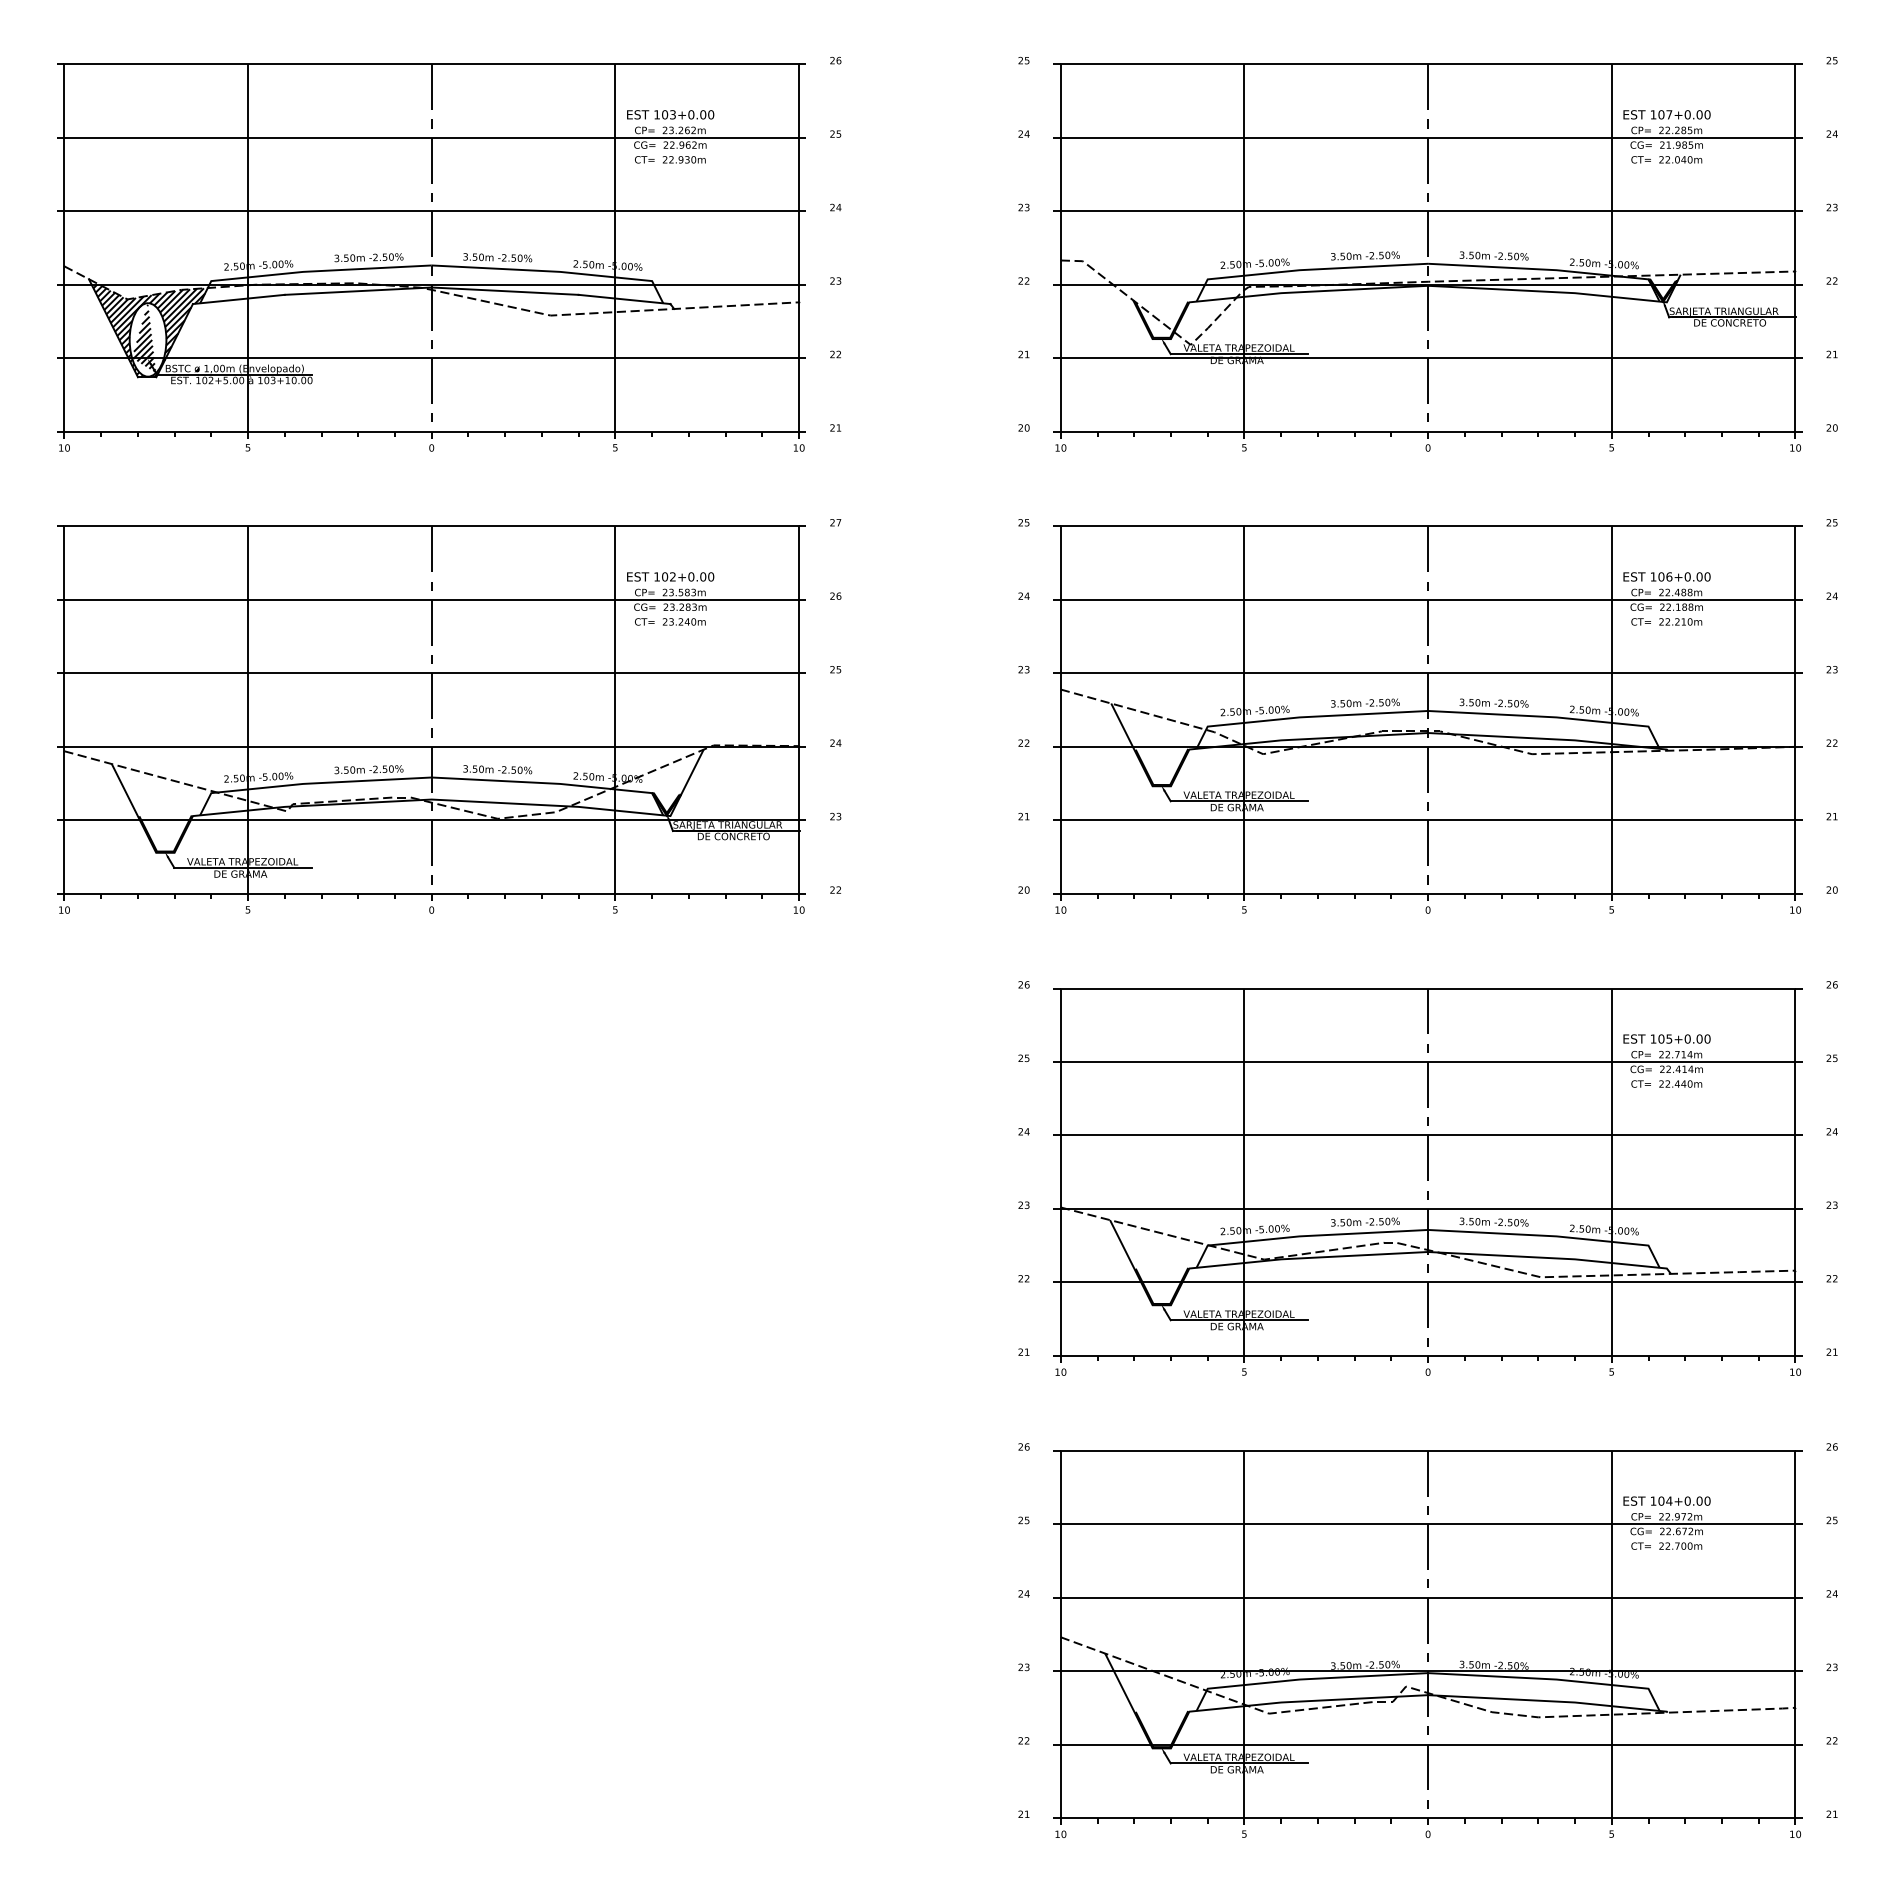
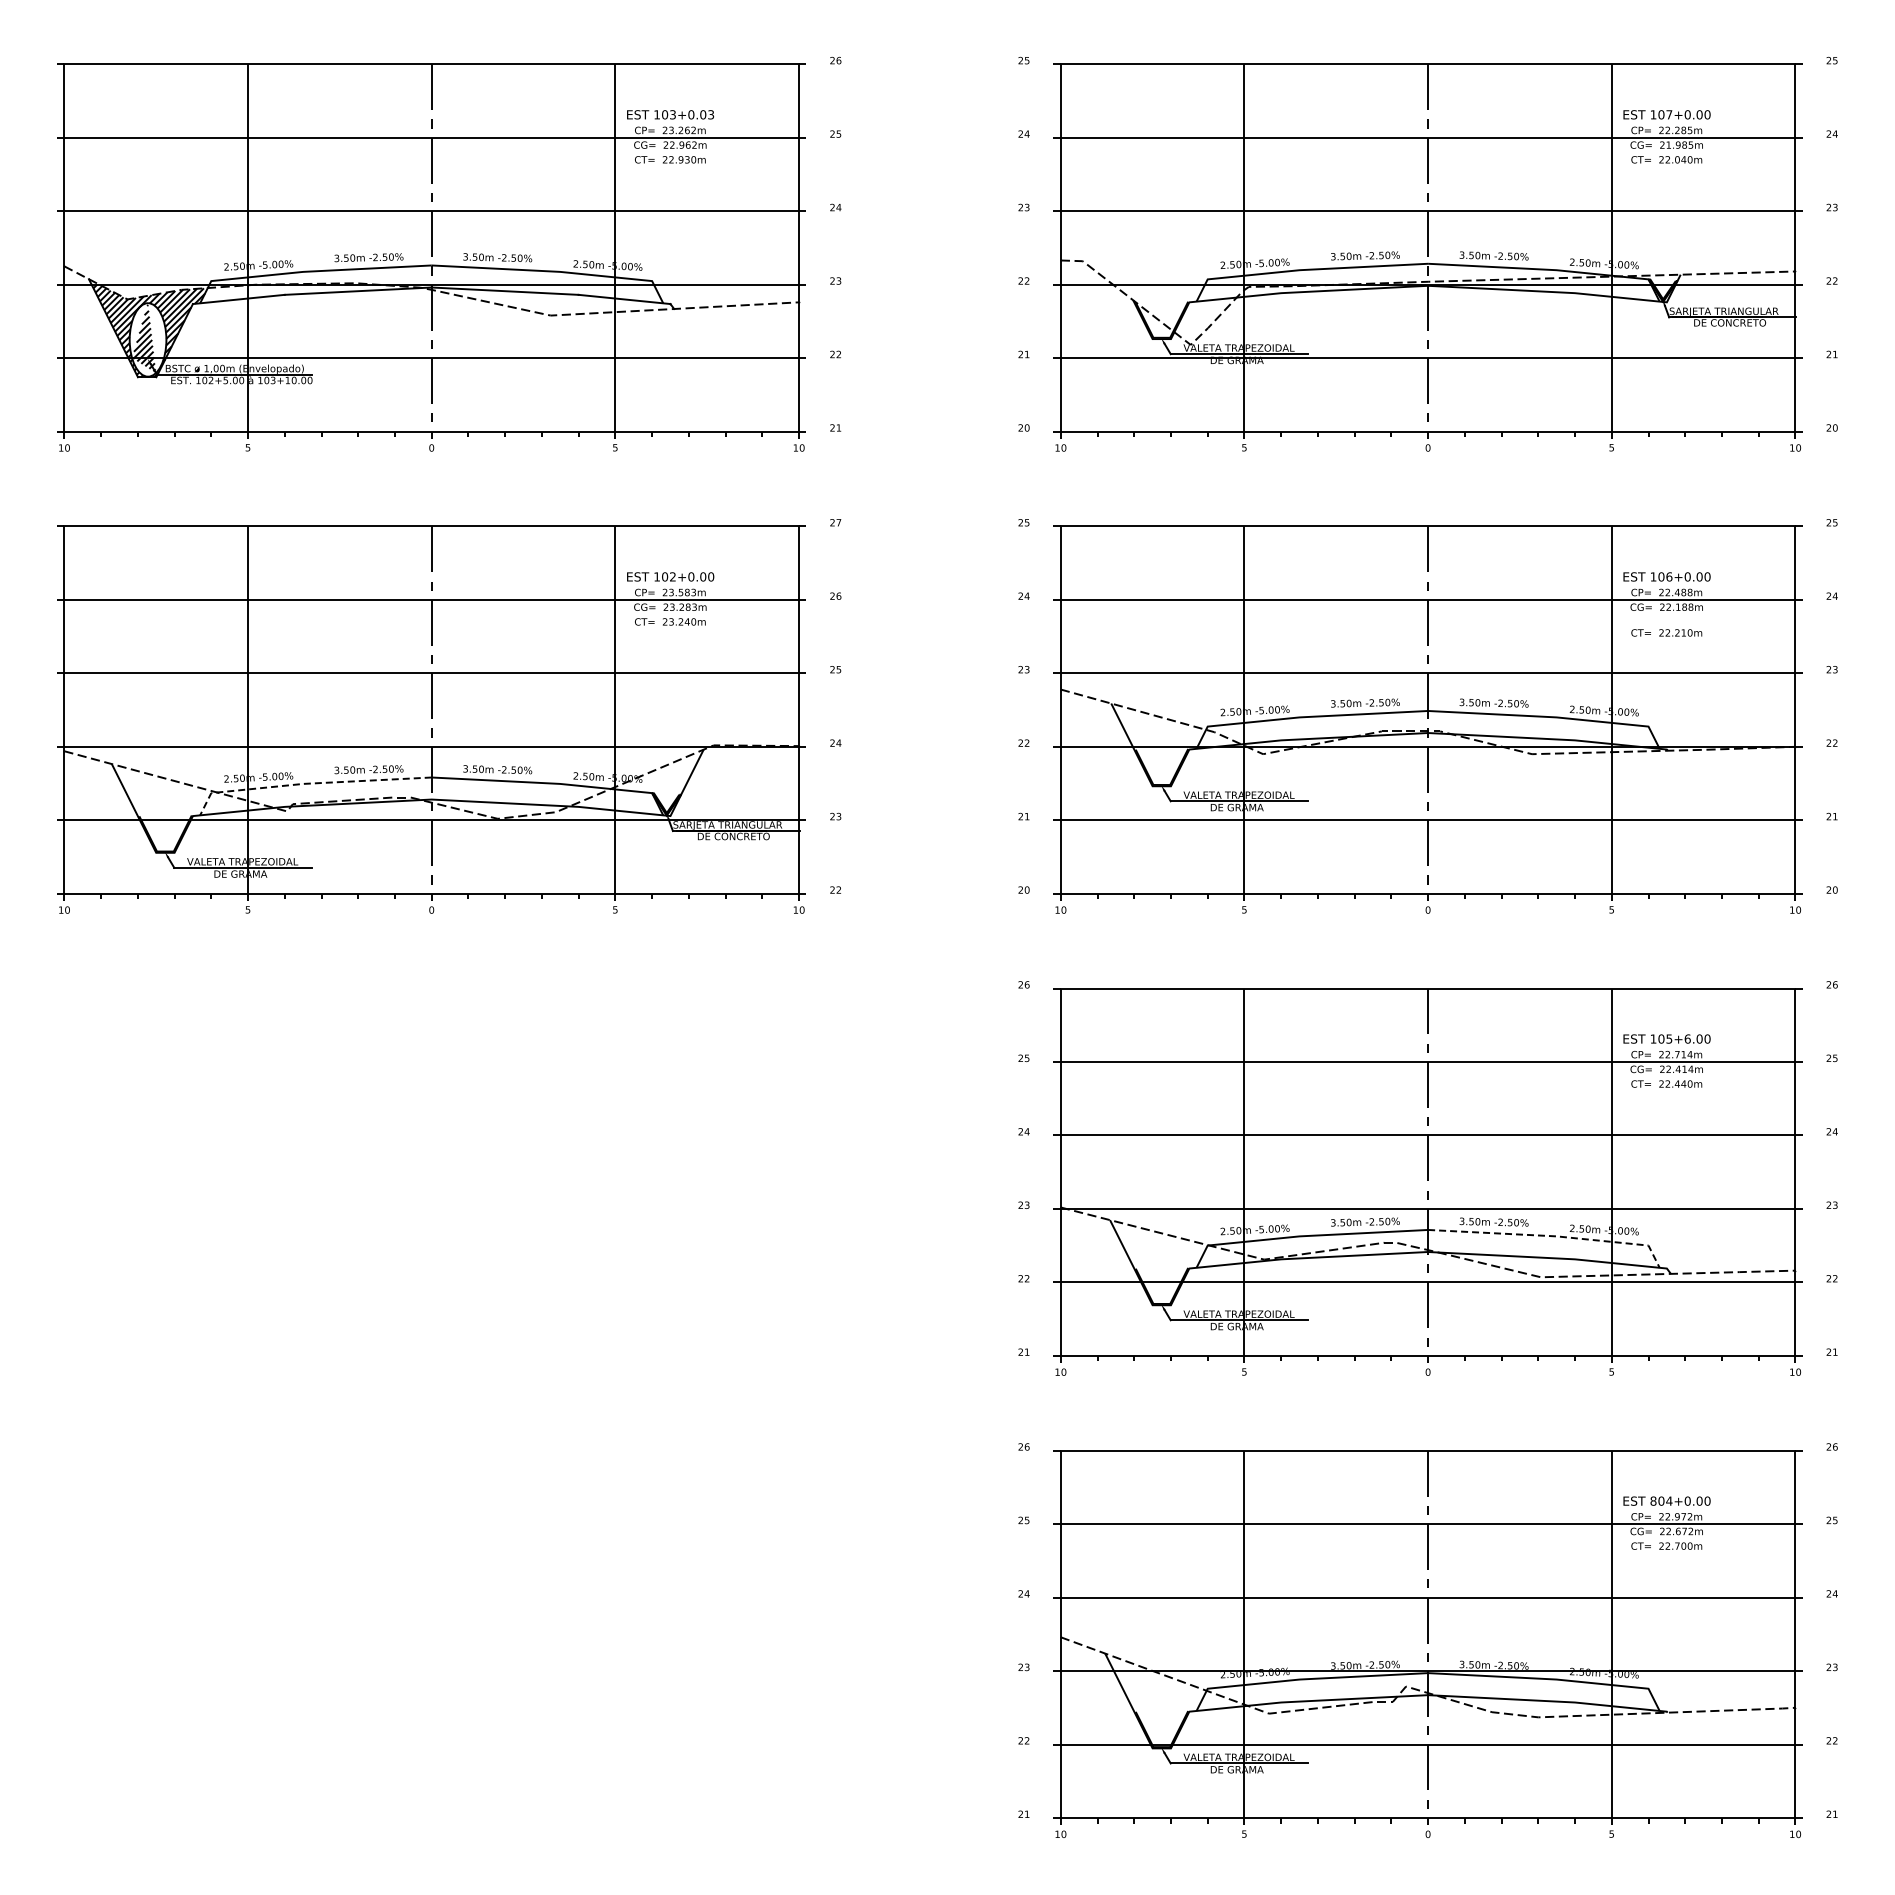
text: 103+0.00 -> 103+0.03 (711, 114)
text position: (1666, 621) -> (1666, 632) (1666, 632)
line: solid -> dashed (307, 783)
text: 105+0.00 -> 105+6.00 (1687, 1038)
line: solid -> dashed (1552, 1236)
text: 104+0.00 -> 804+0.00 (1653, 1500)
